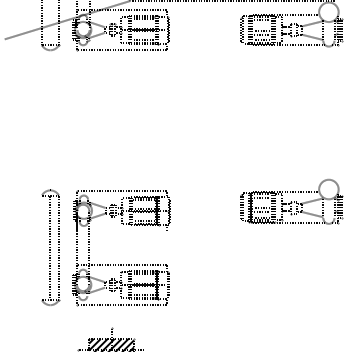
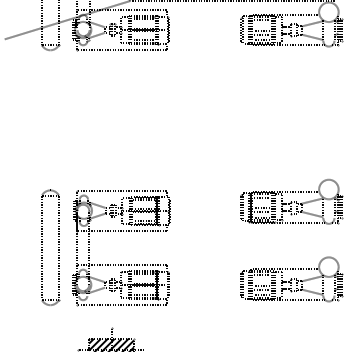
line: none -> present (122, 230)
line position: (50, 247) -> (42, 247) (42, 247)
part: none -> present (291, 279)
